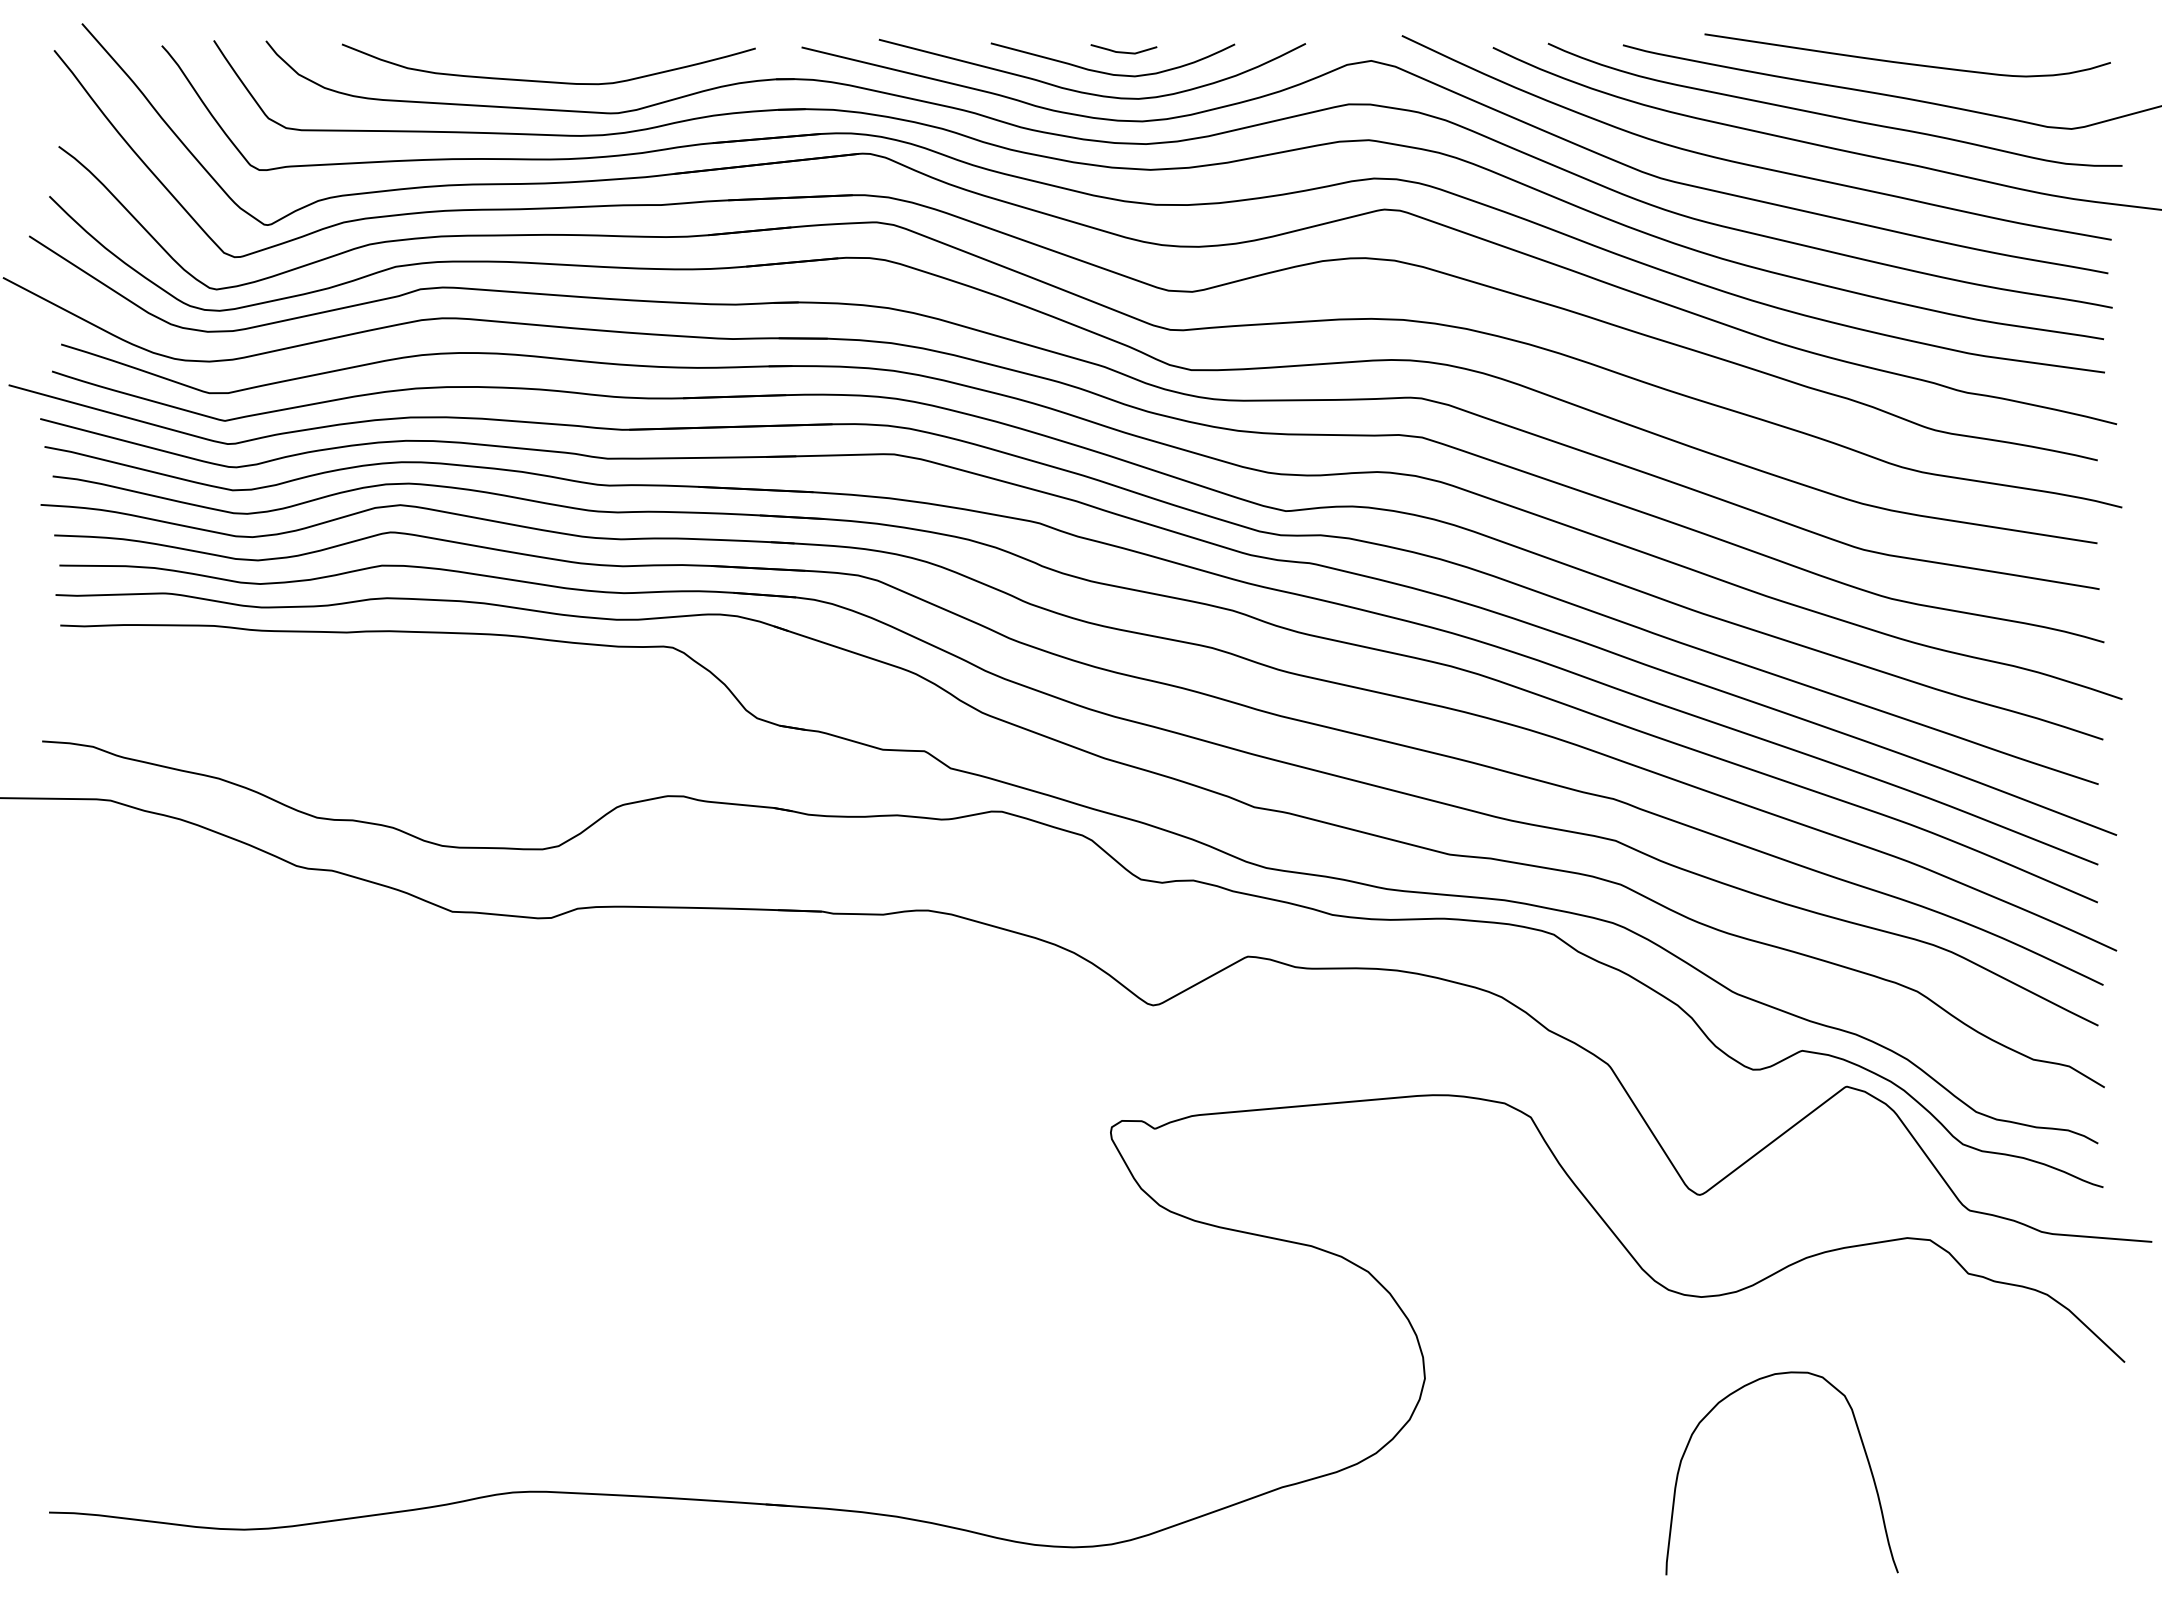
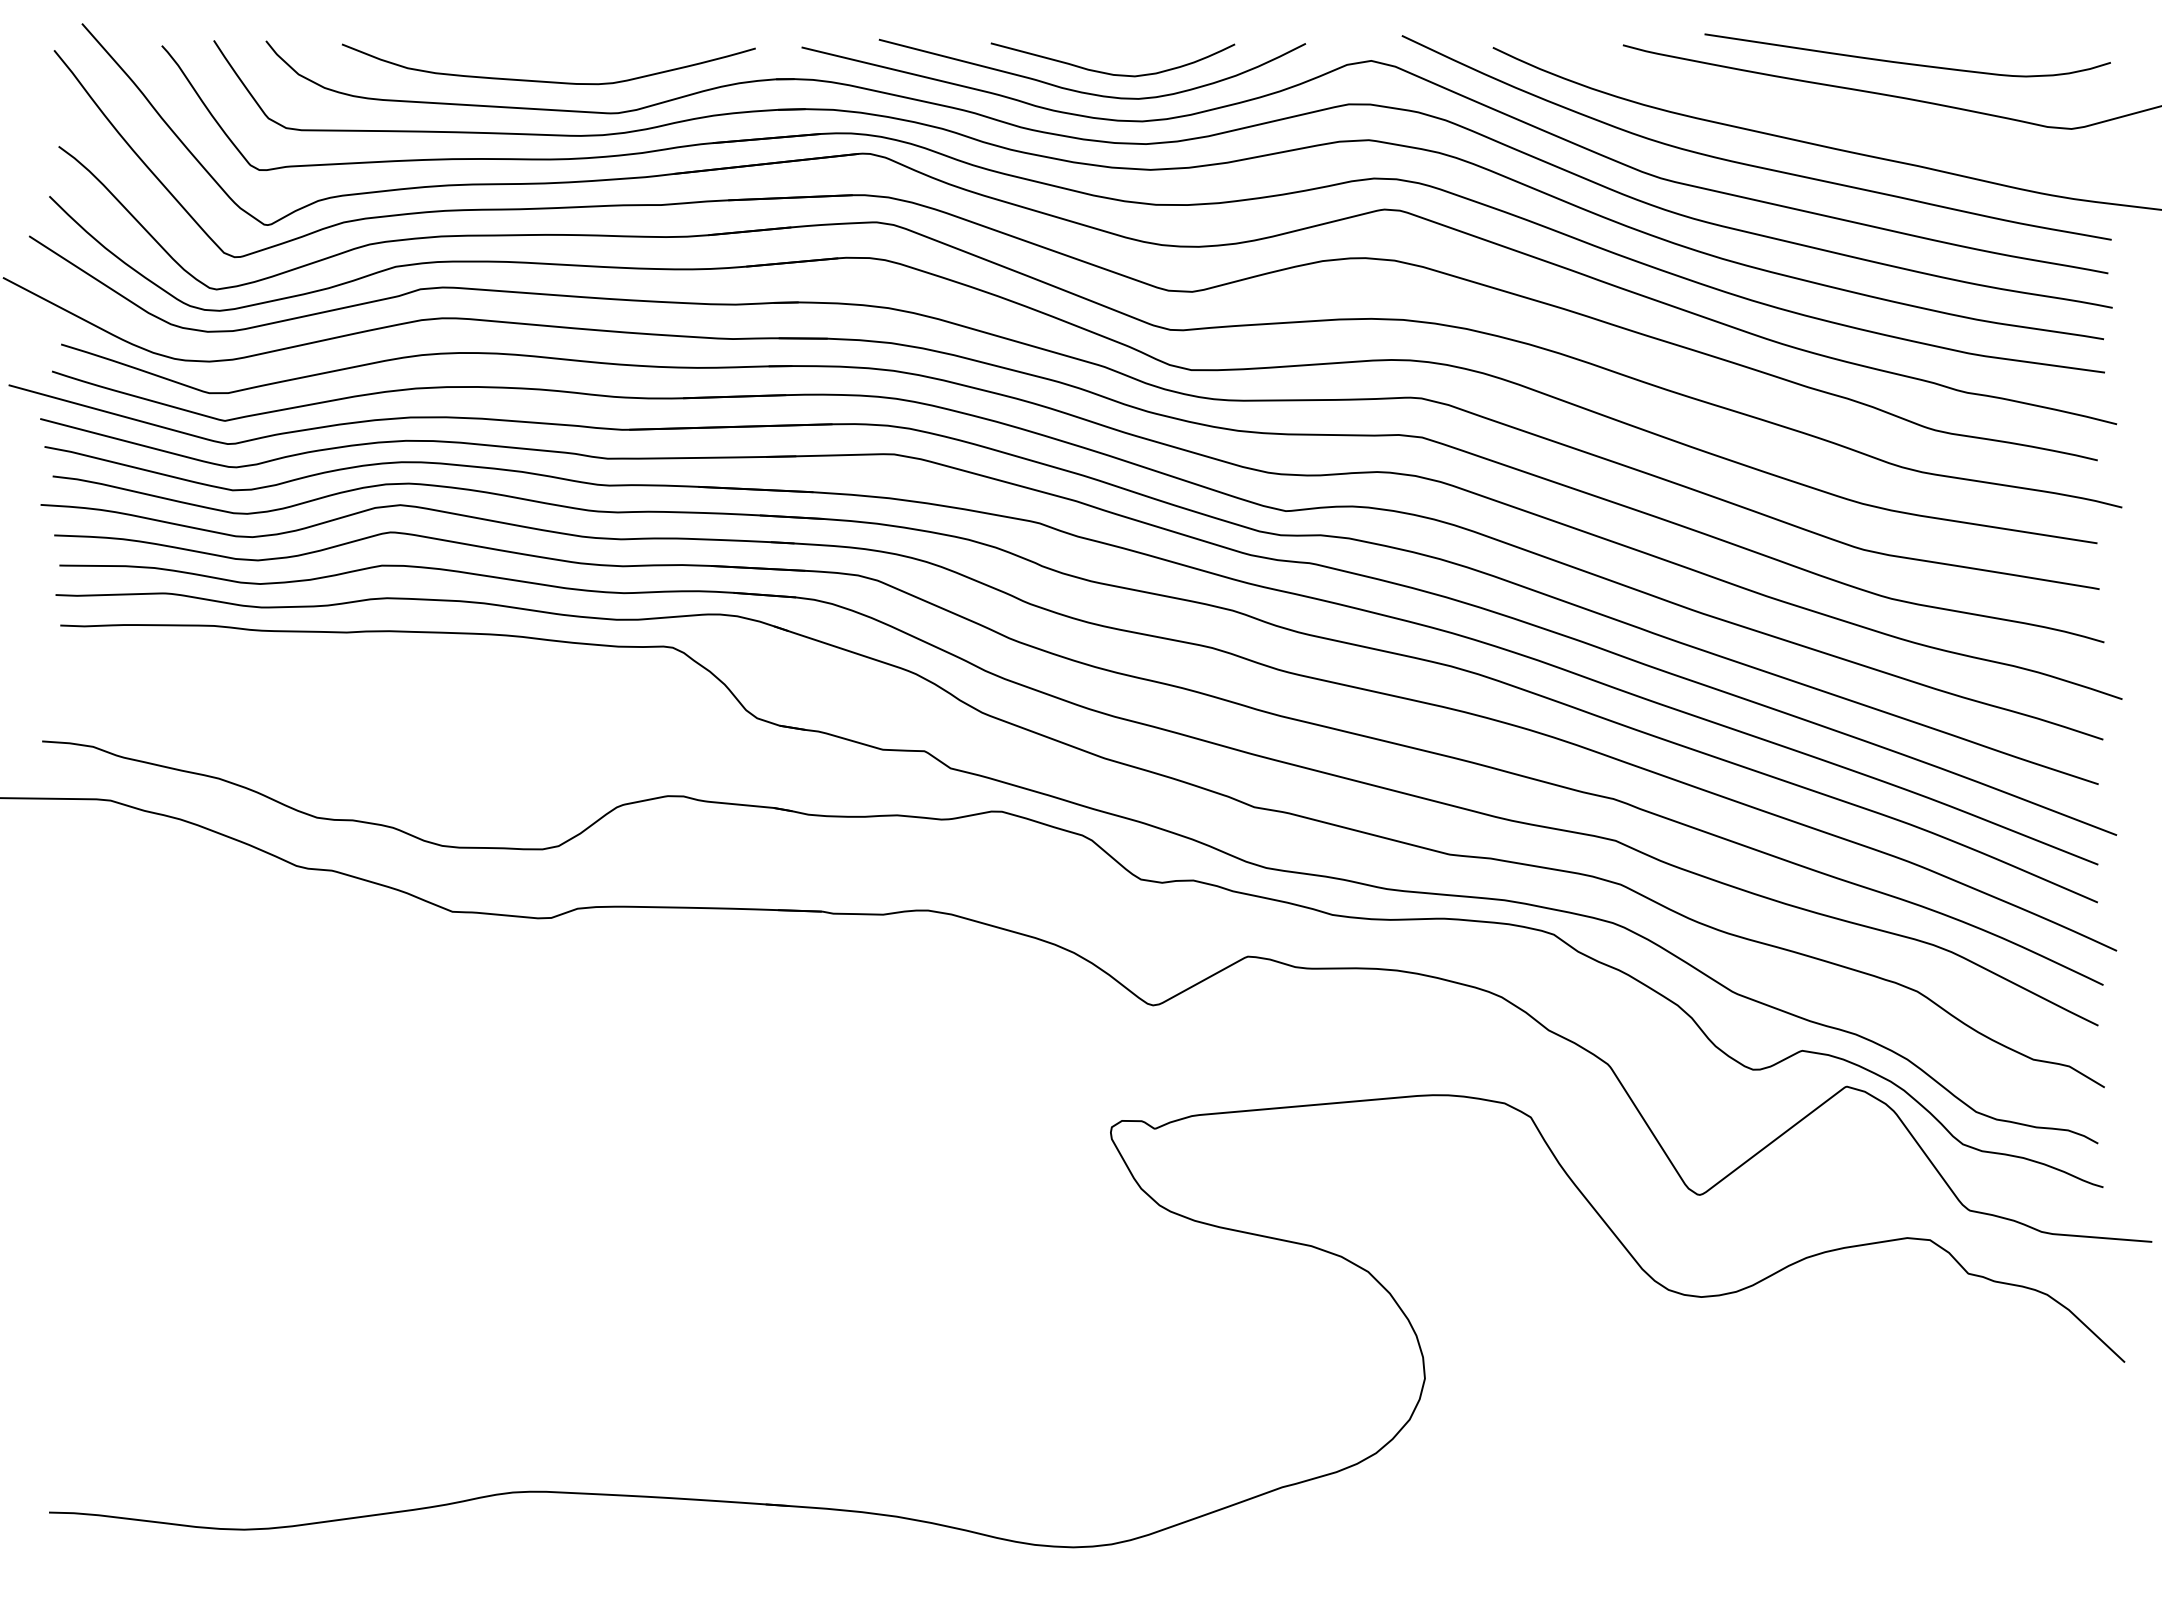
line: present -> none (1123, 51)
curve: present -> none (1833, 115)
curve: present -> none (1862, 1446)
